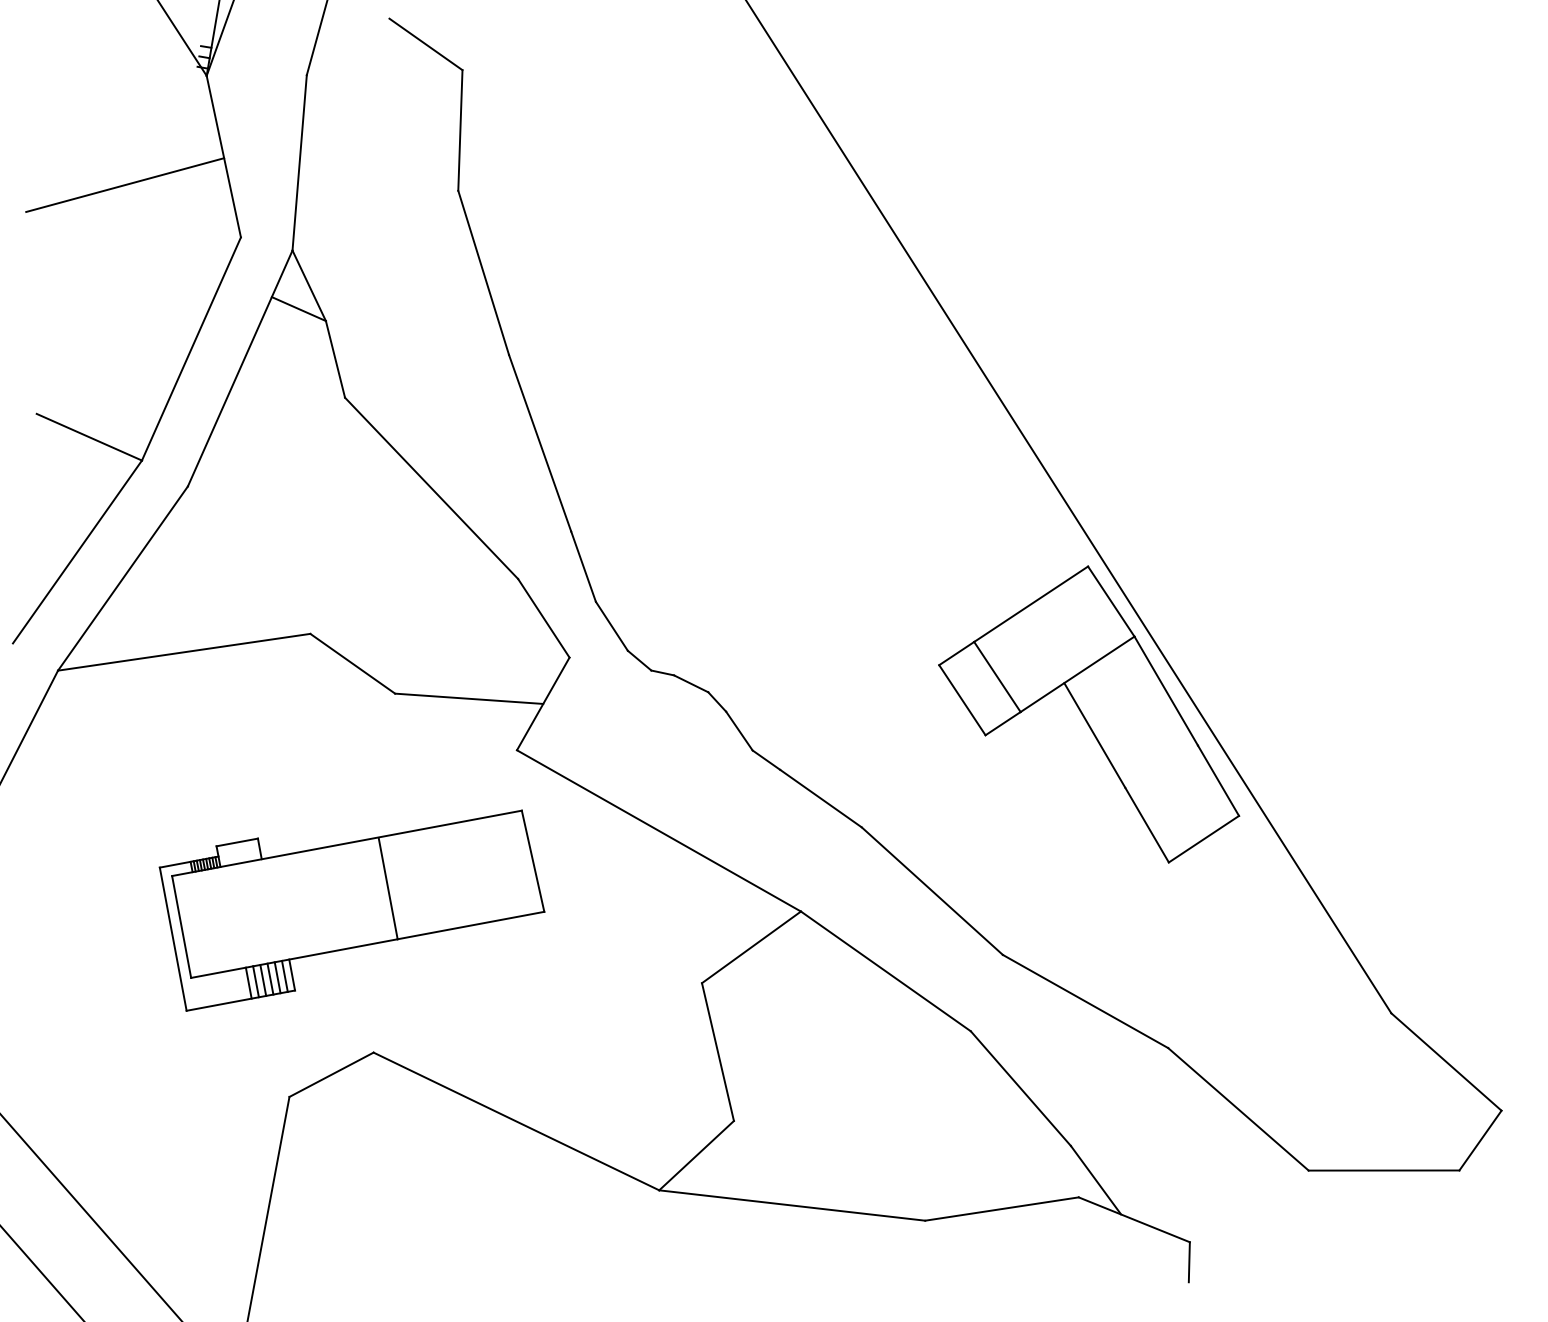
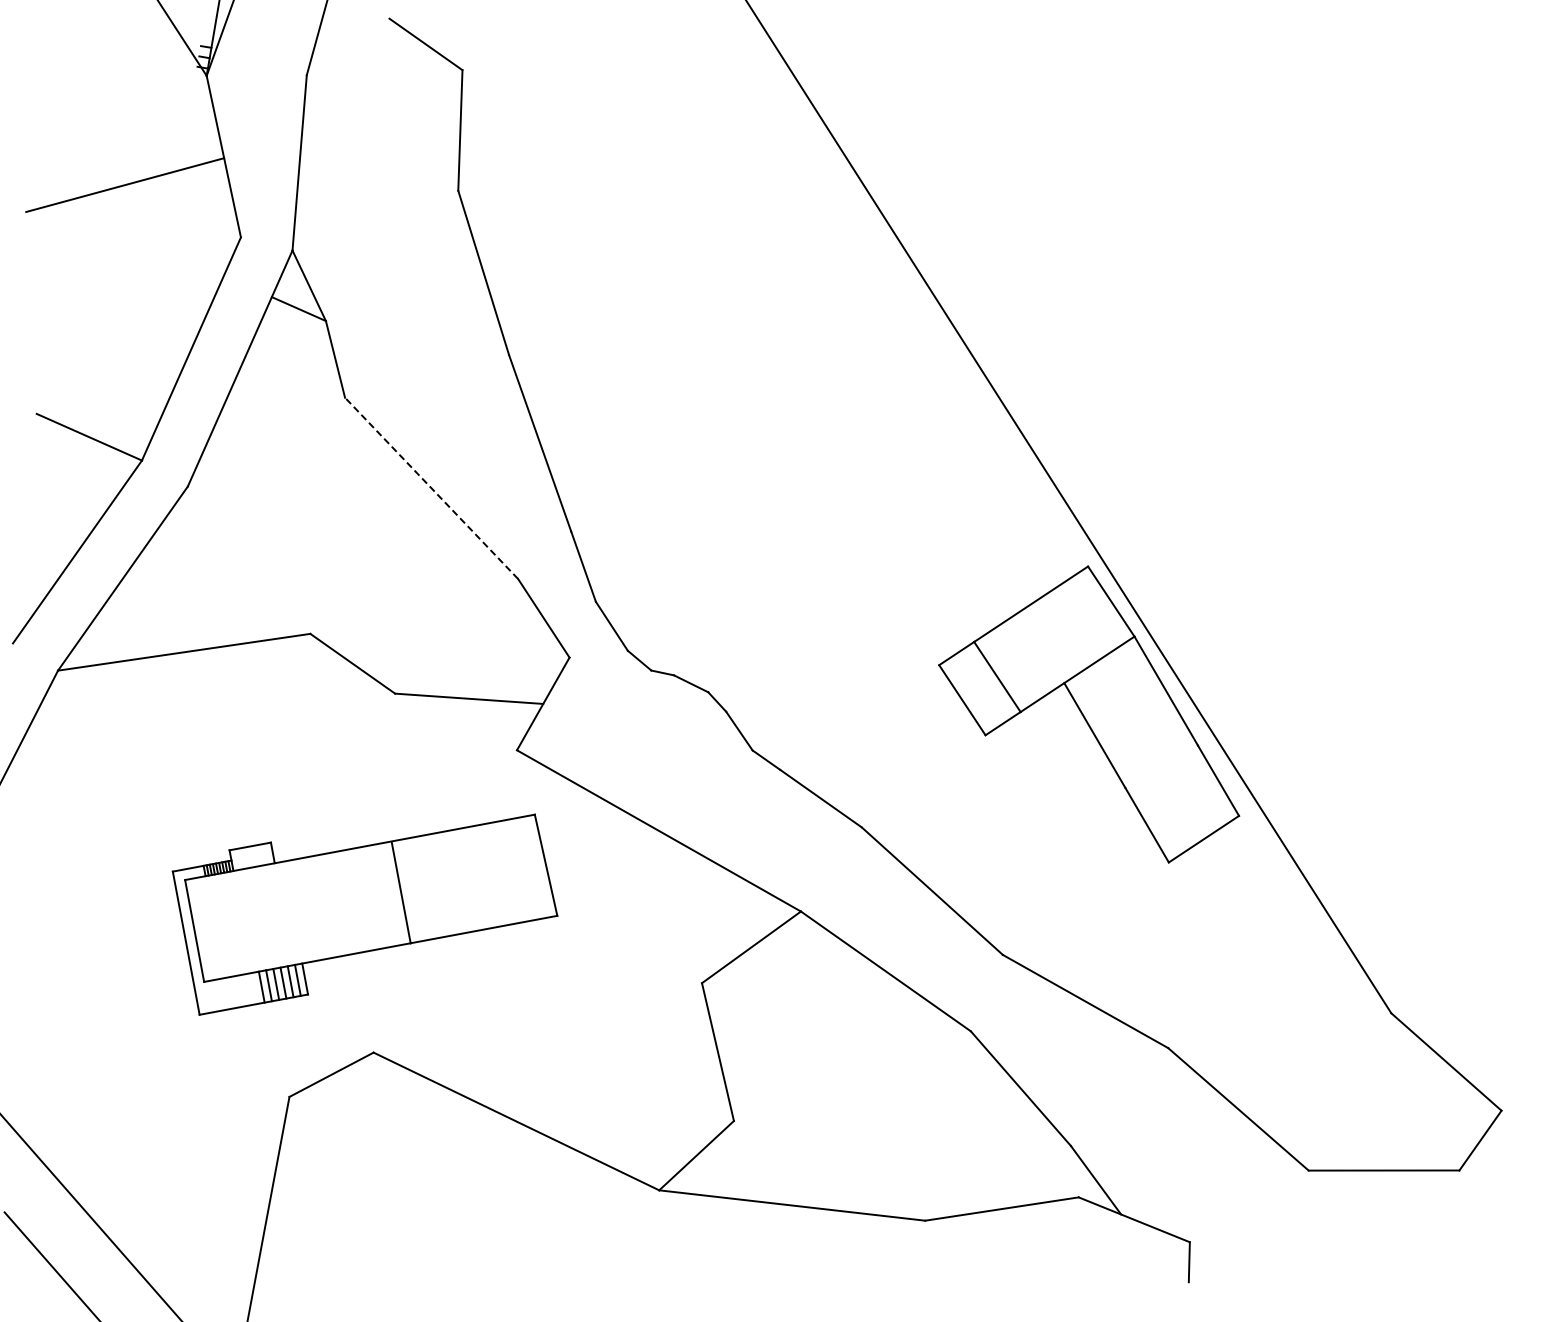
line: solid -> dashed (431, 488)
part position: (351, 910) -> (364, 914) (364, 914)
line position: (41, 1272) -> (50, 1265) (50, 1265)
